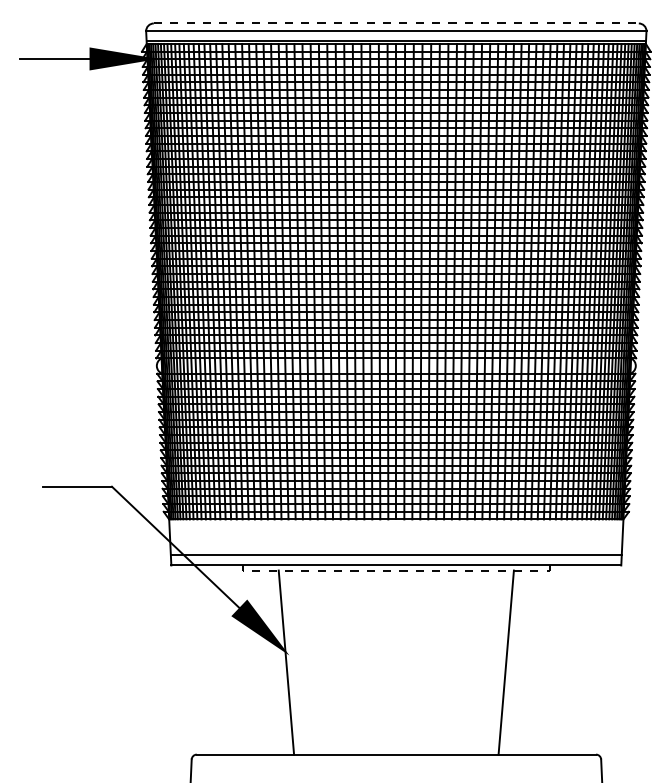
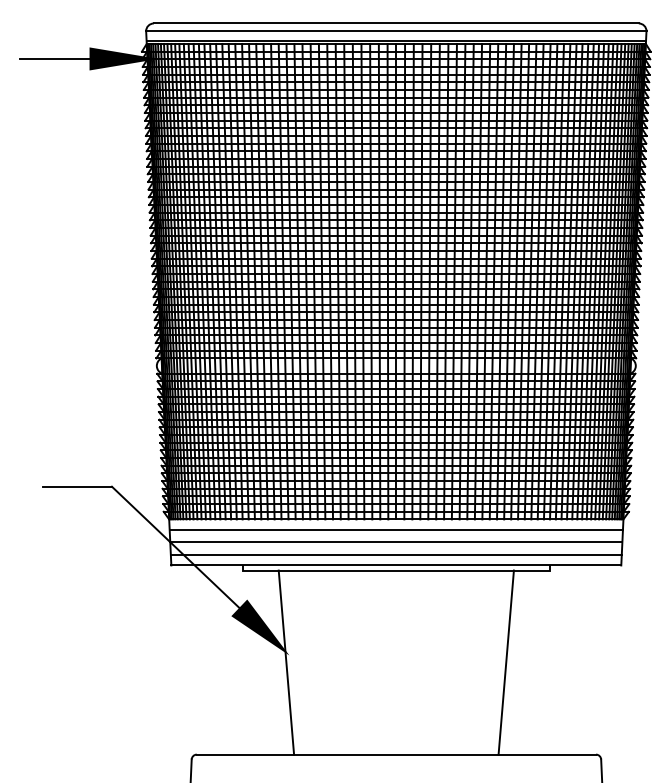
line: dashed -> solid (396, 23)
line: none -> present (395, 529)
line: none -> present (396, 542)
line: dashed -> solid (395, 570)
